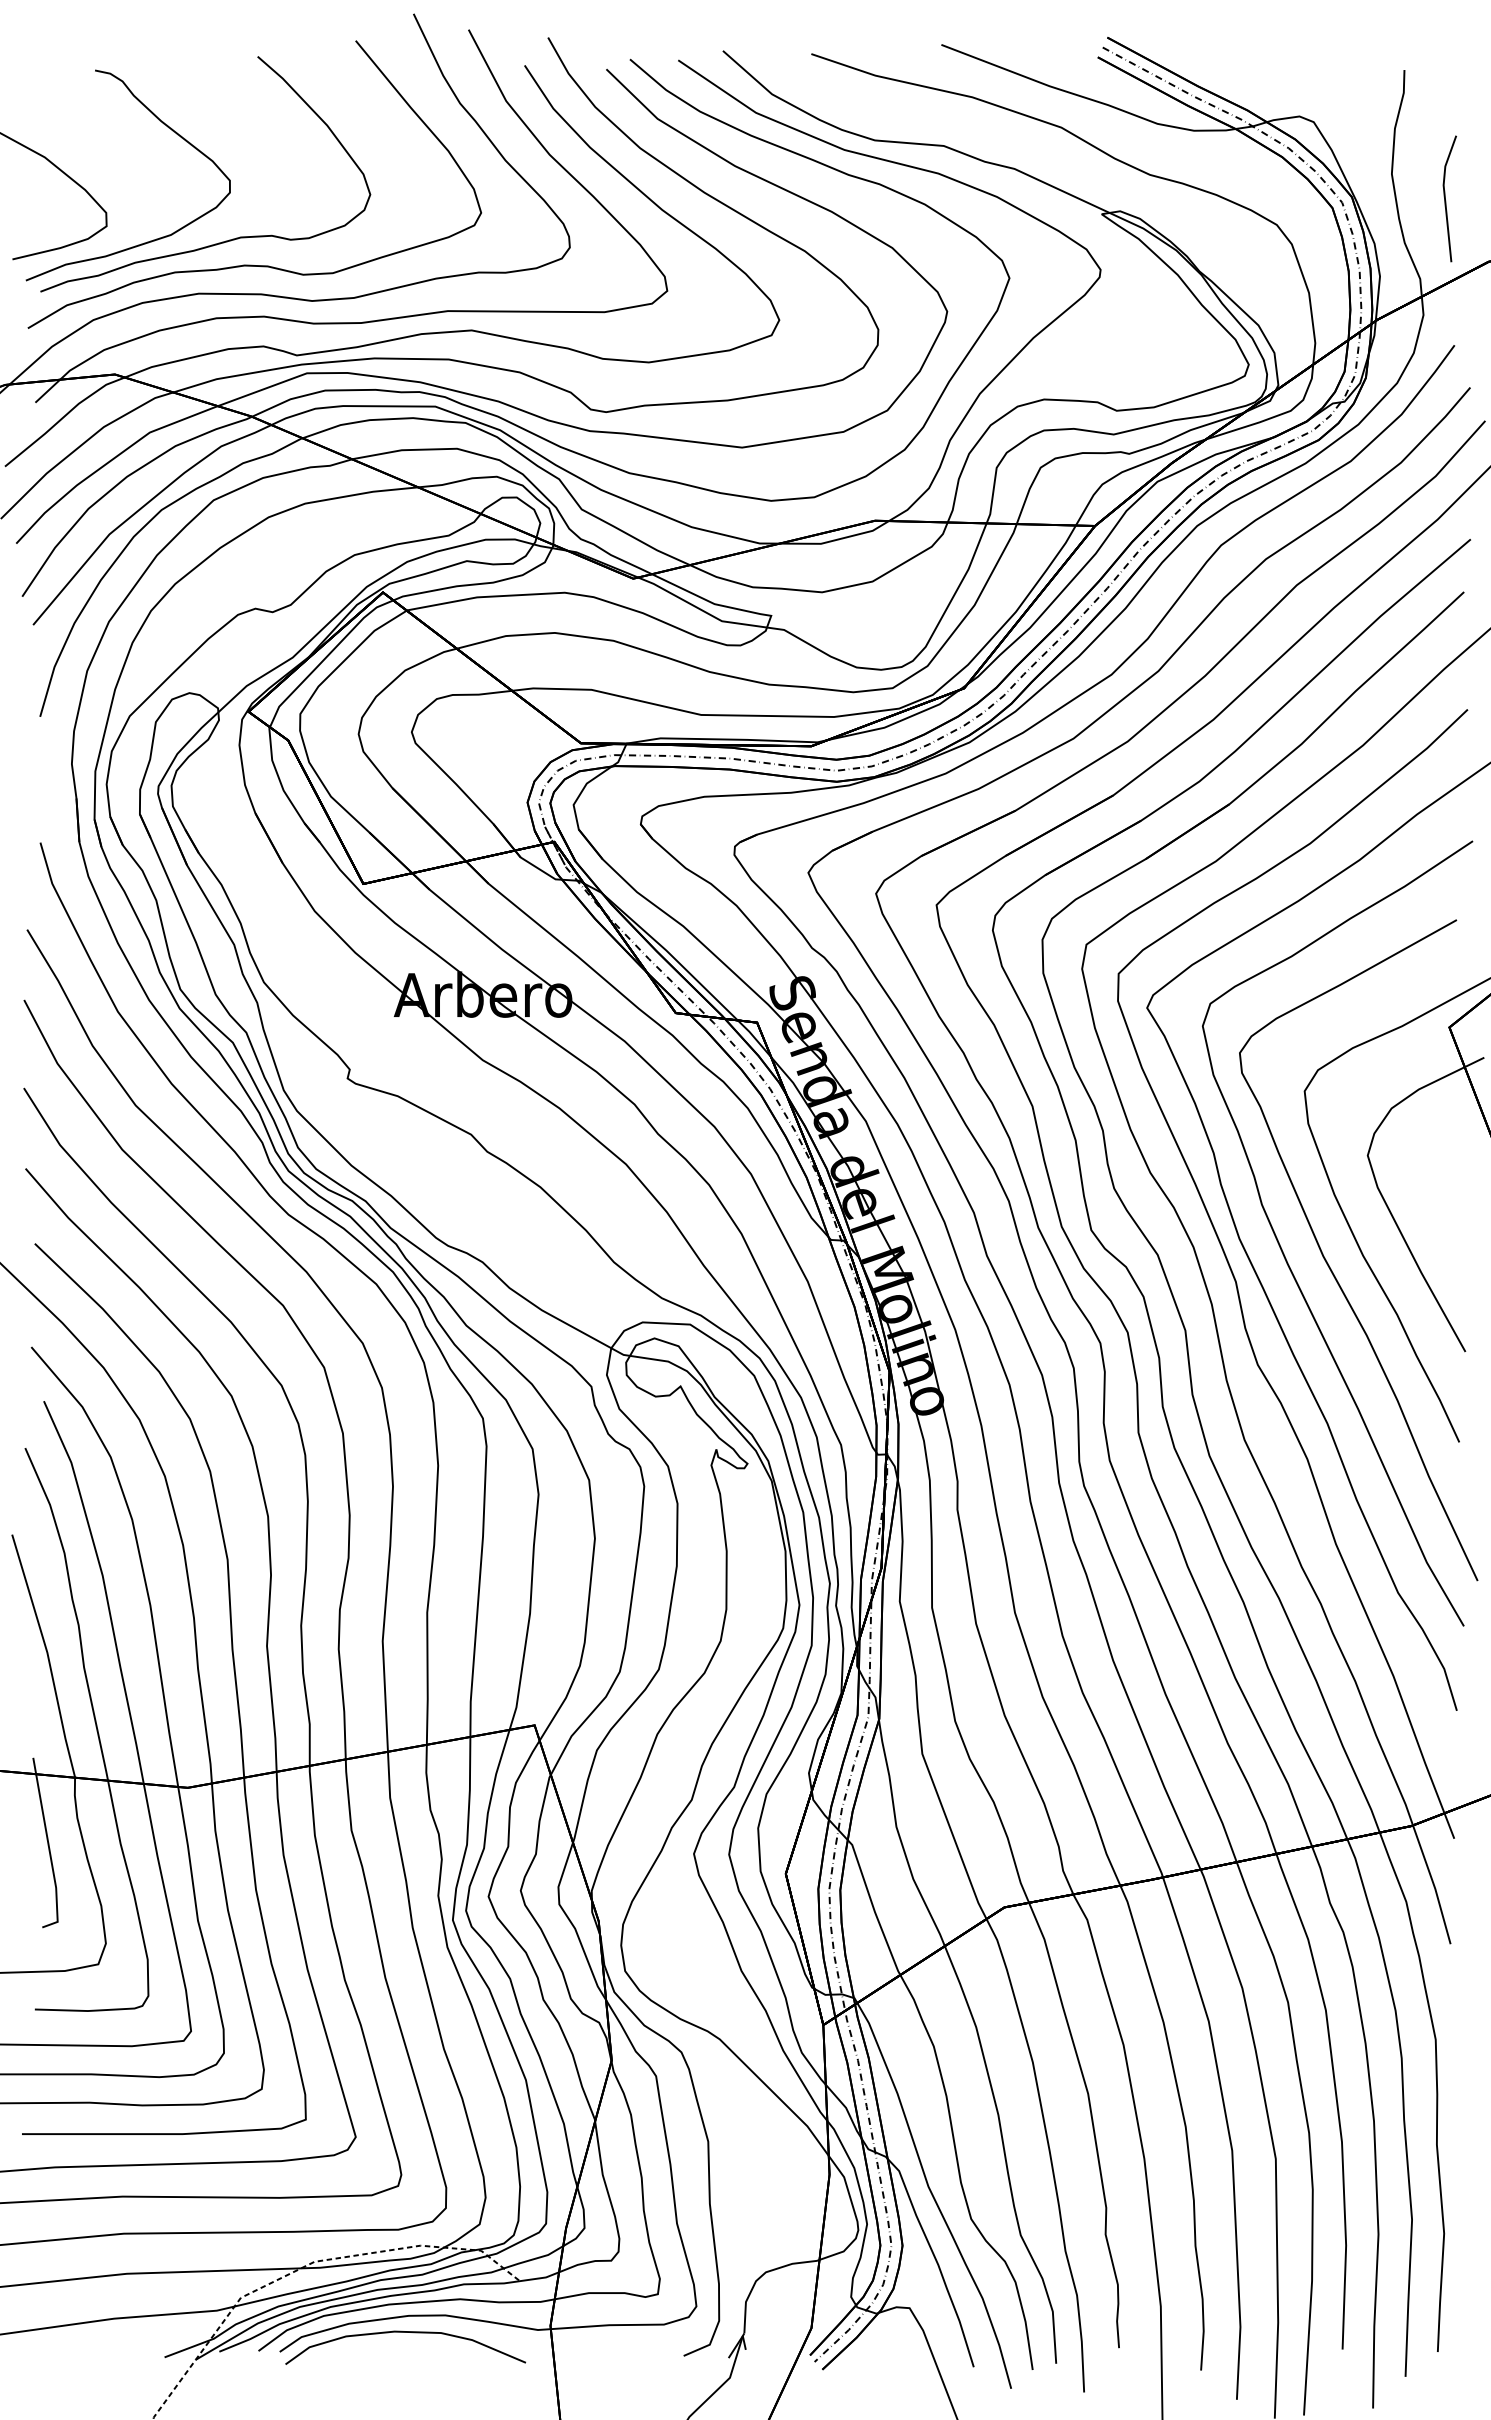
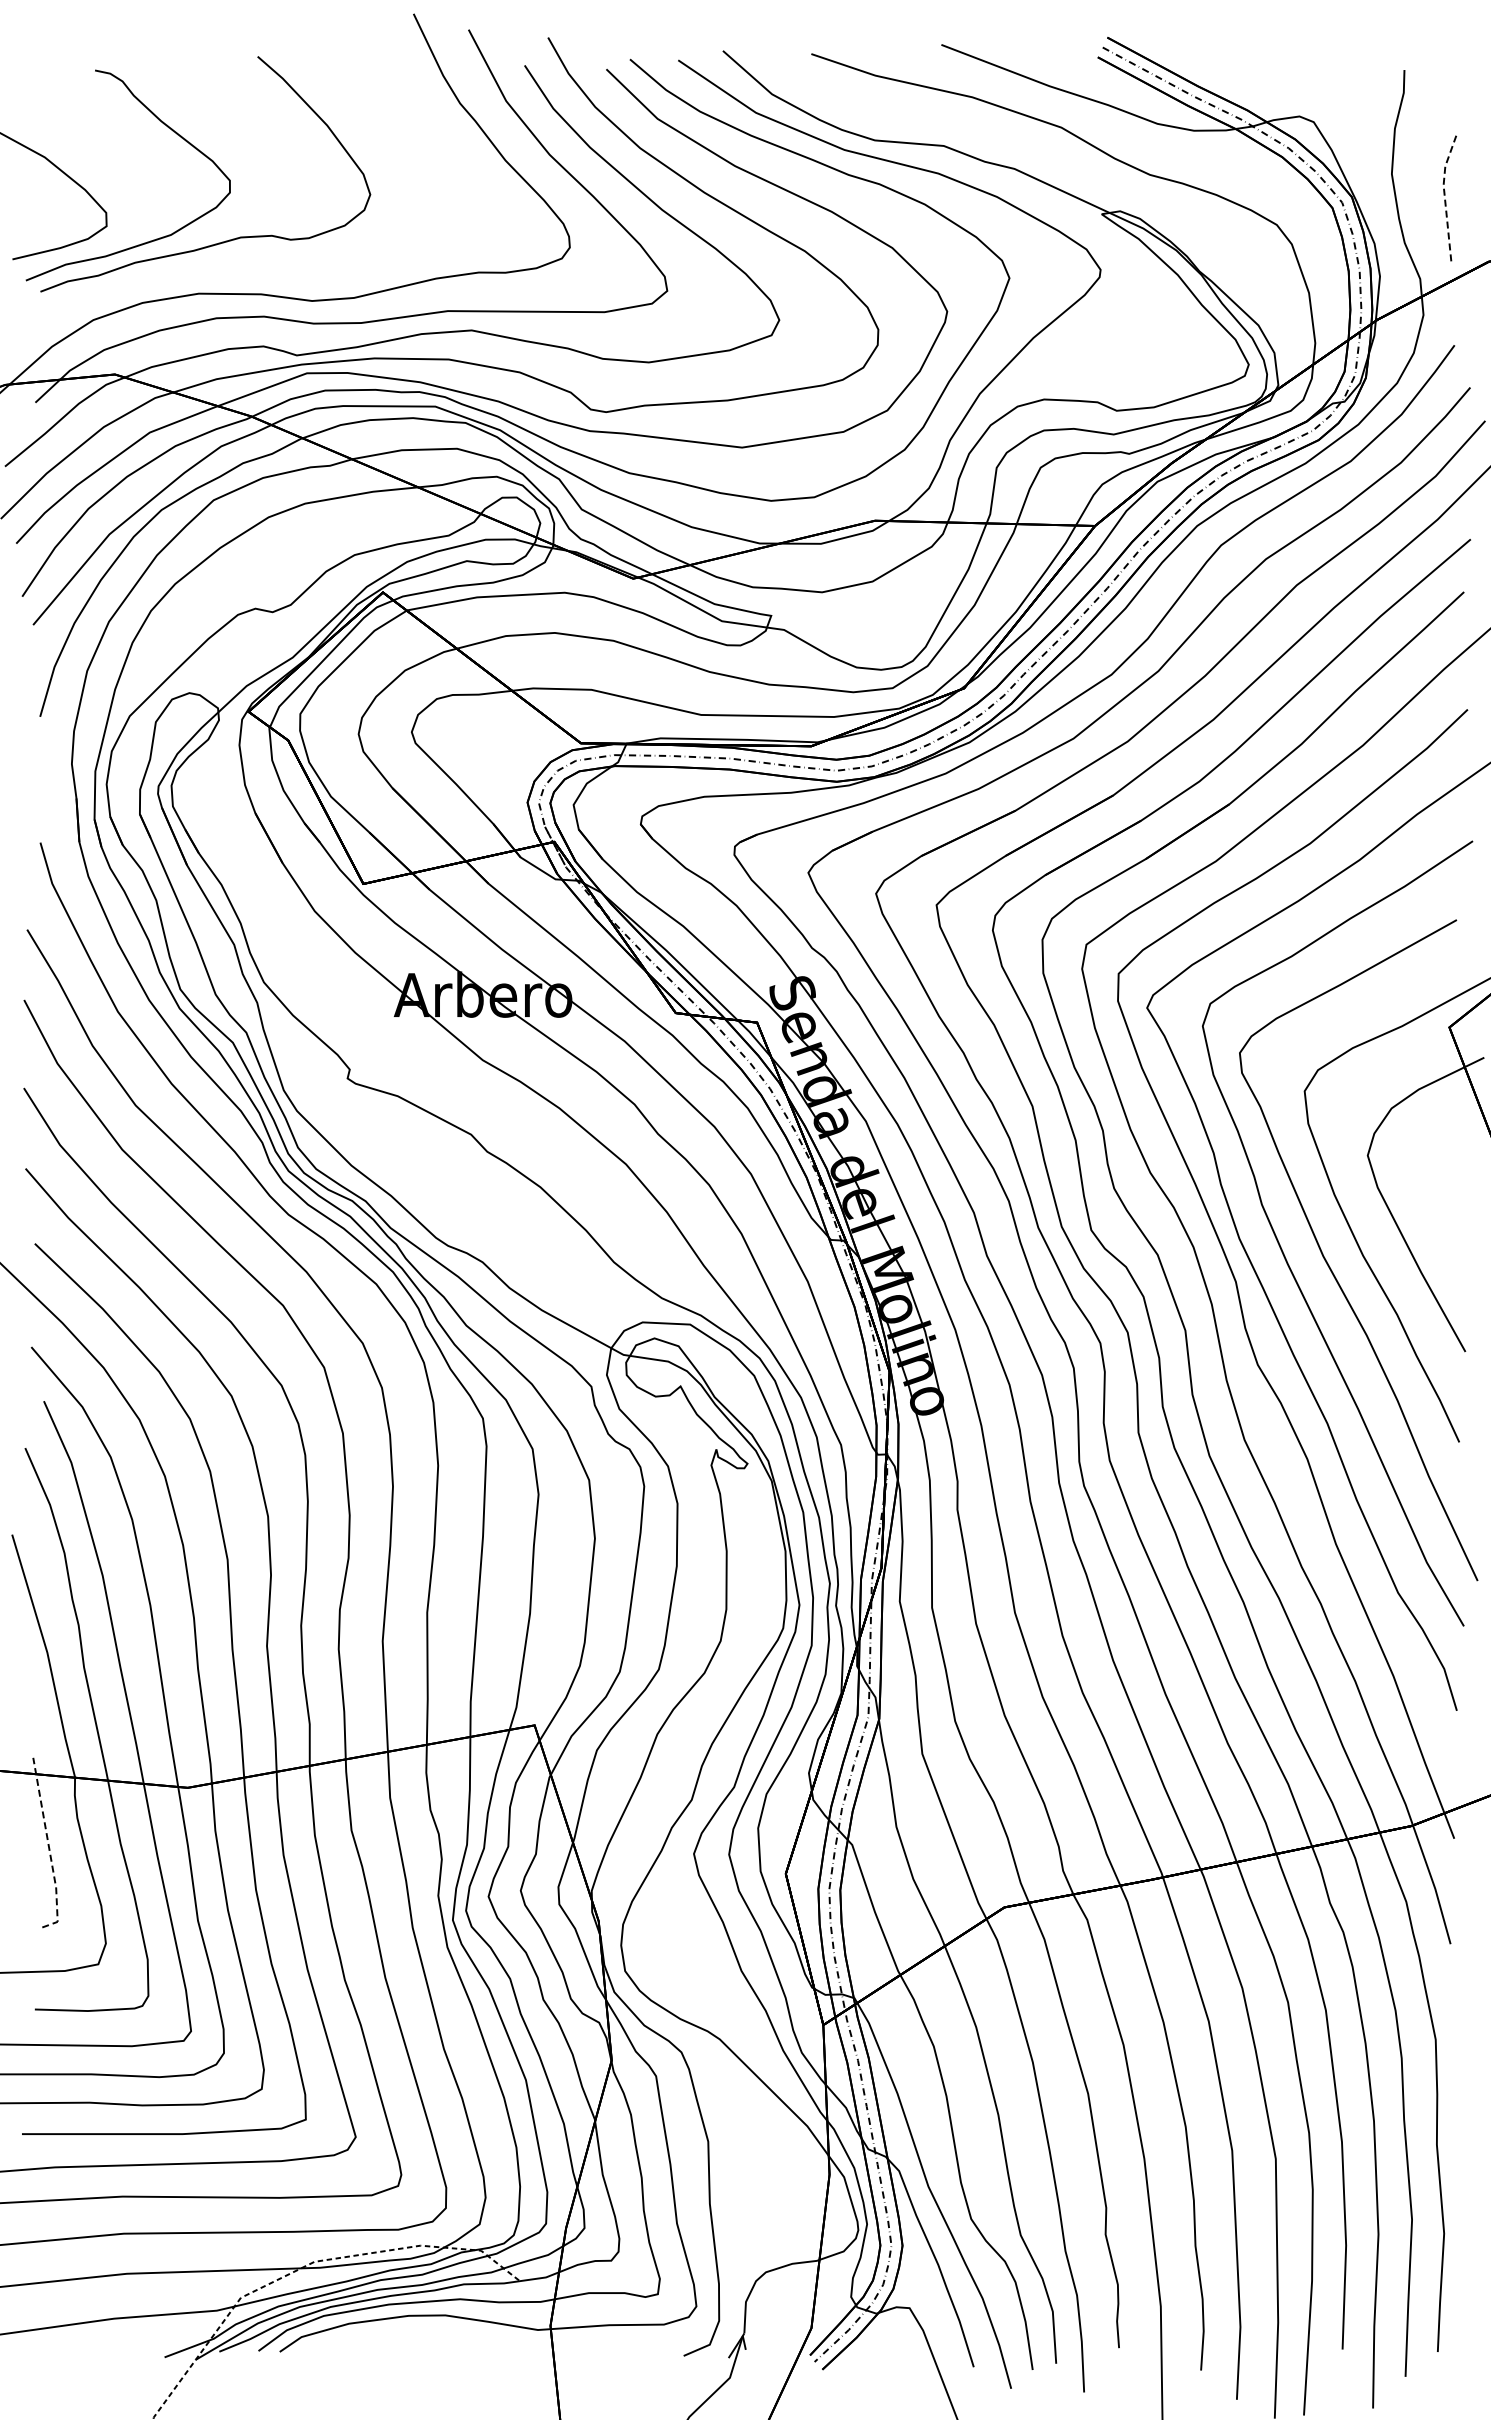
line: solid -> dashed (1444, 197)
curve: present -> none (252, 264)
line: solid -> dashed (49, 1848)
curve: present -> none (405, 2332)
